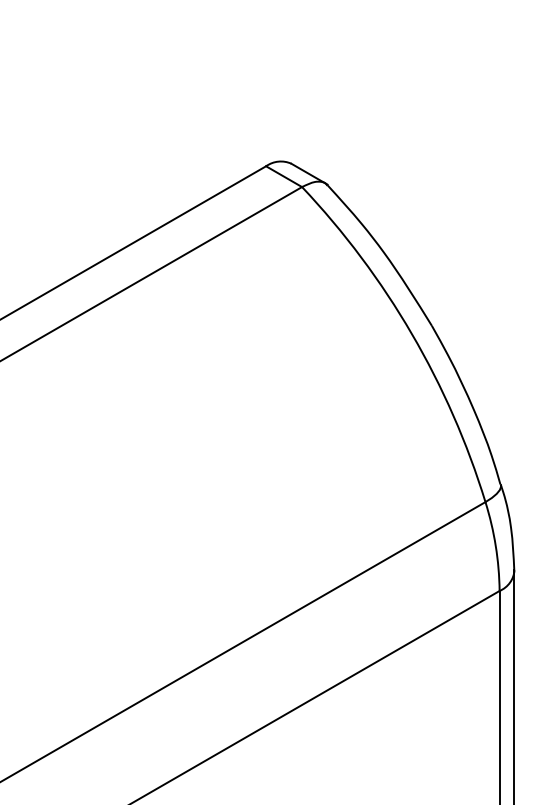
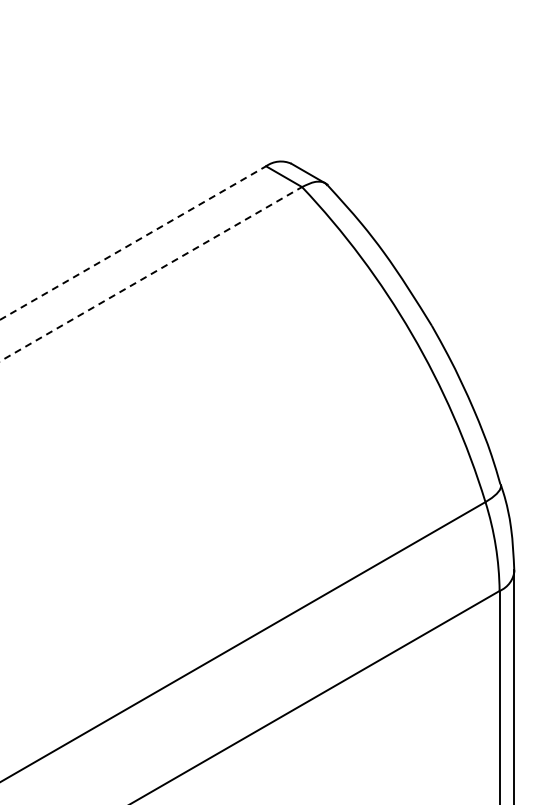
line: solid -> dashed (133, 242)
line: solid -> dashed (151, 274)
